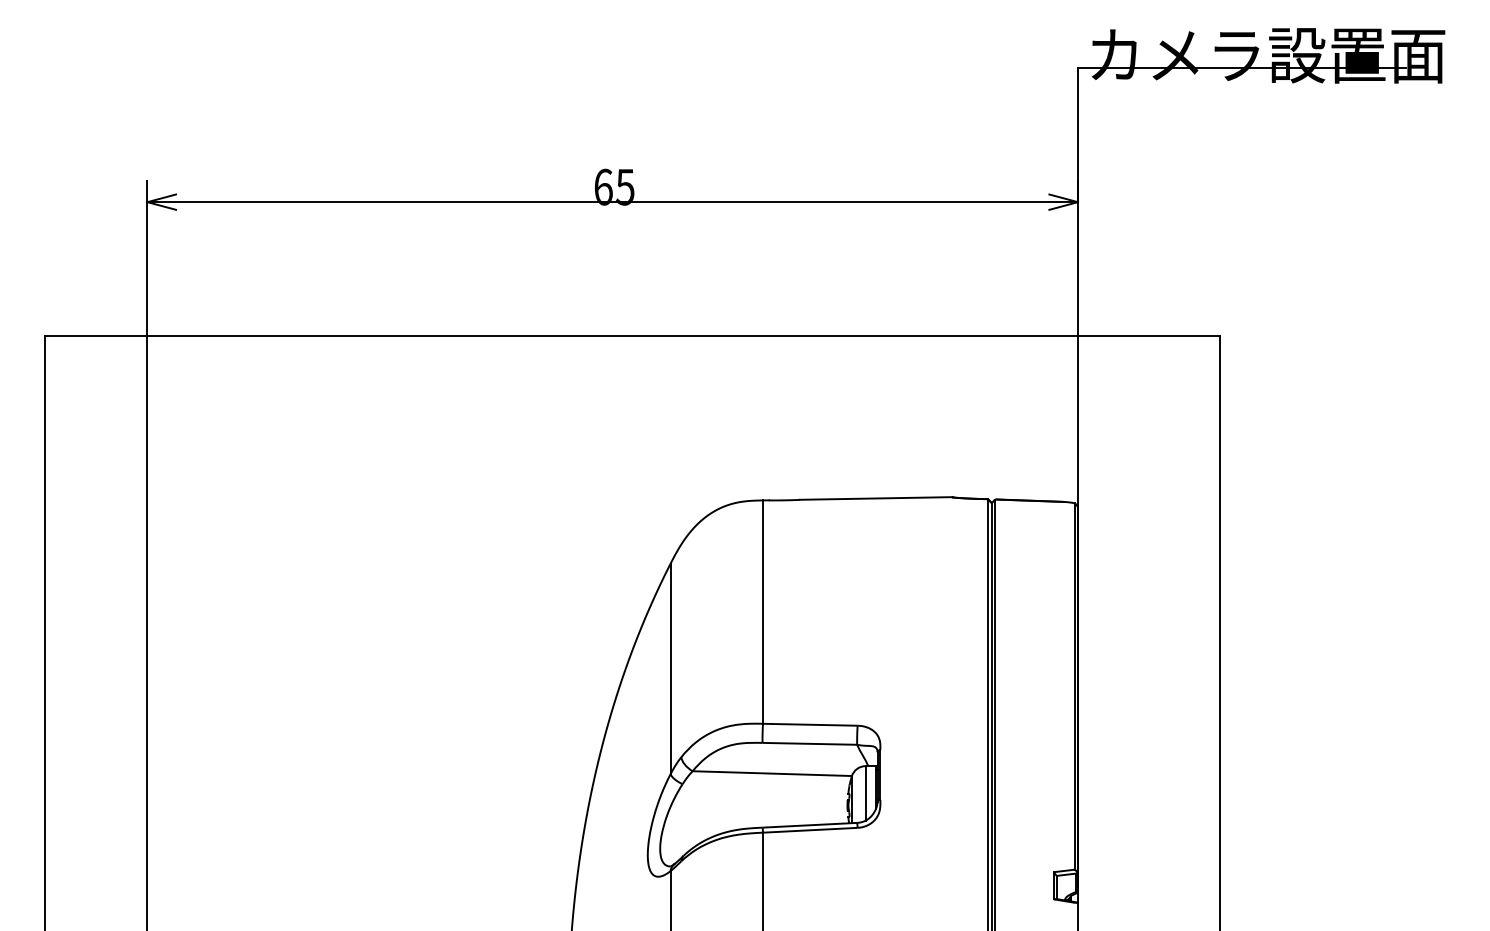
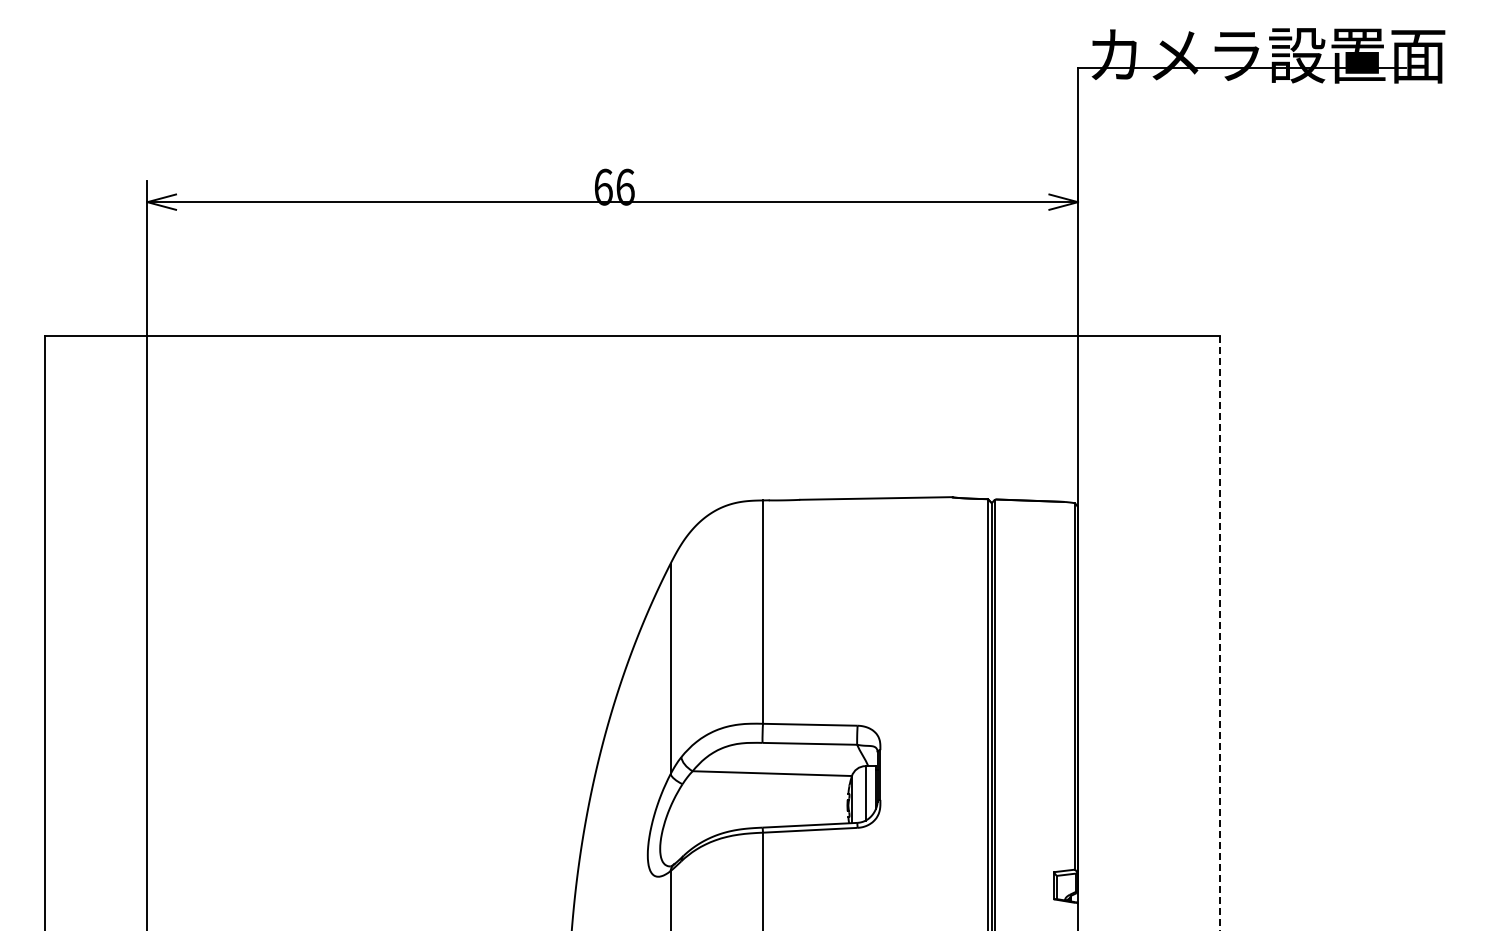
text: 65 -> 66 (625, 186)
line: solid -> dashed (1219, 633)
